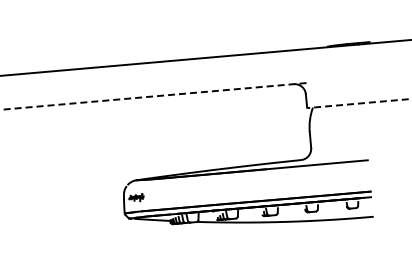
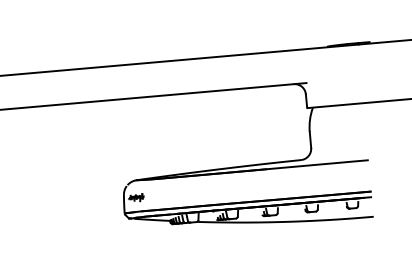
line: dashed -> solid (153, 96)
line: dashed -> solid (359, 103)
